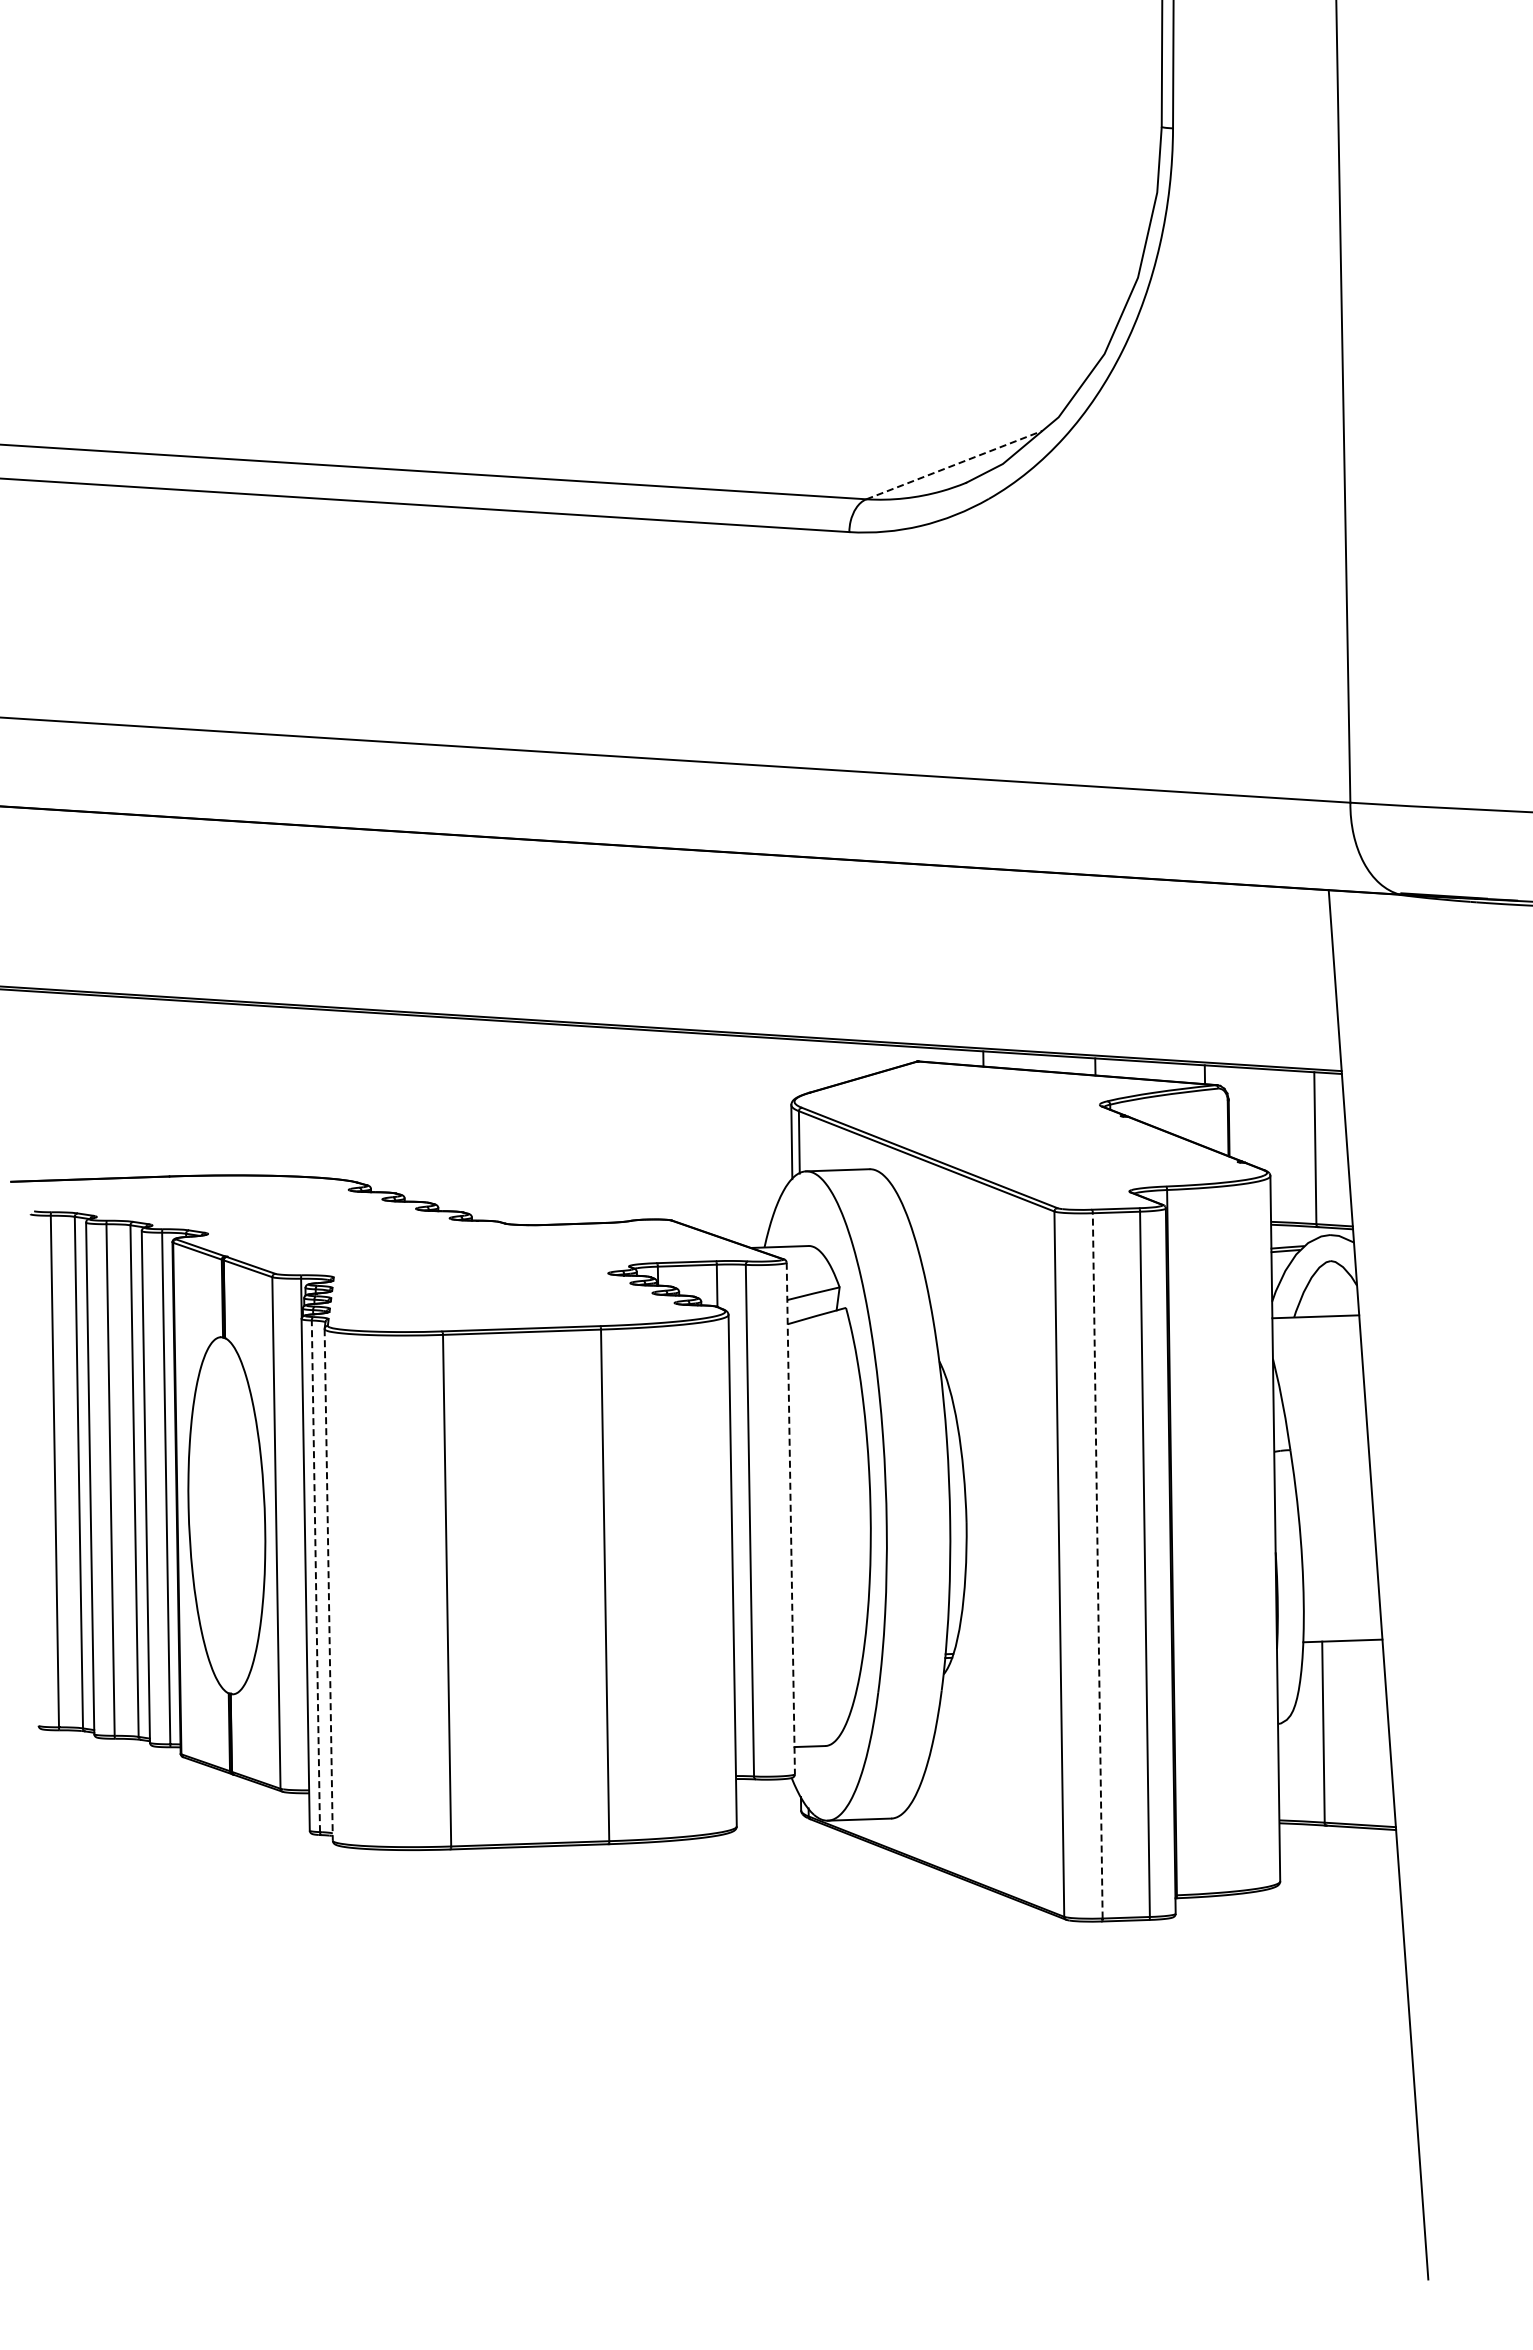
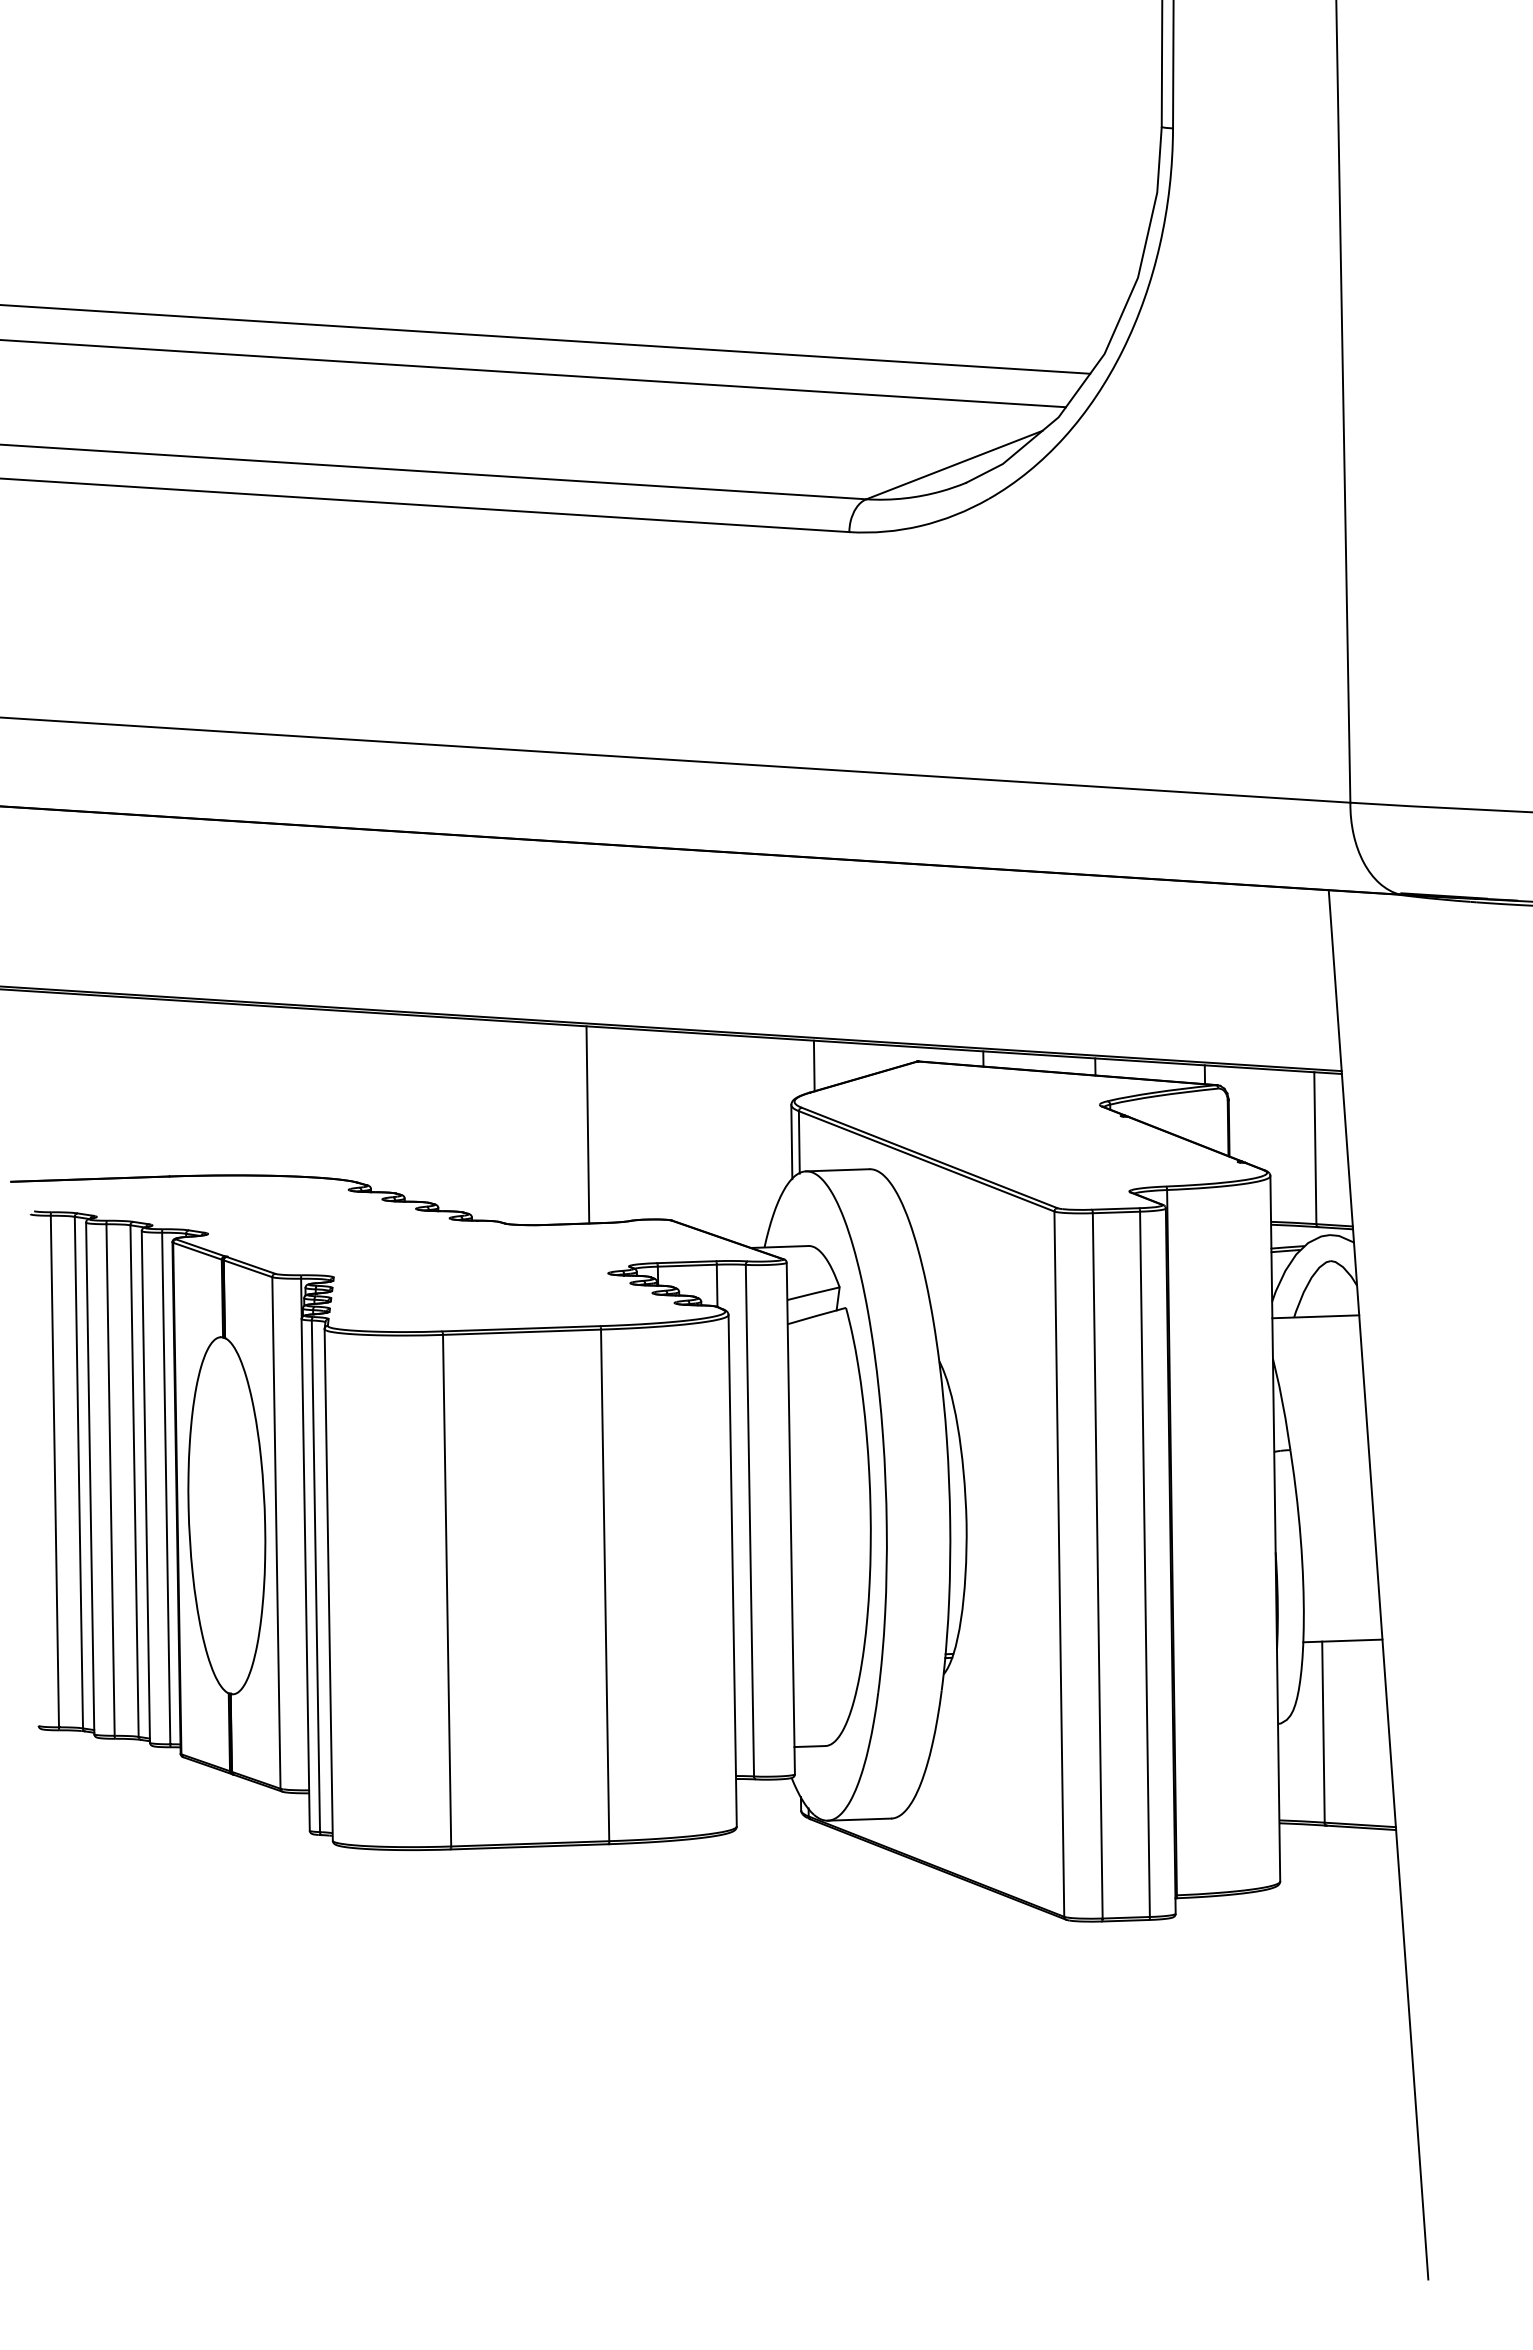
line: none -> present (546, 339)
line: none -> present (533, 373)
line: dashed -> solid (954, 464)
line: none -> present (813, 1065)
line: none -> present (587, 1124)
line: dashed -> solid (790, 1518)
line: dashed -> solid (1097, 1565)
line: dashed -> solid (315, 1576)
line: dashed -> solid (328, 1584)
